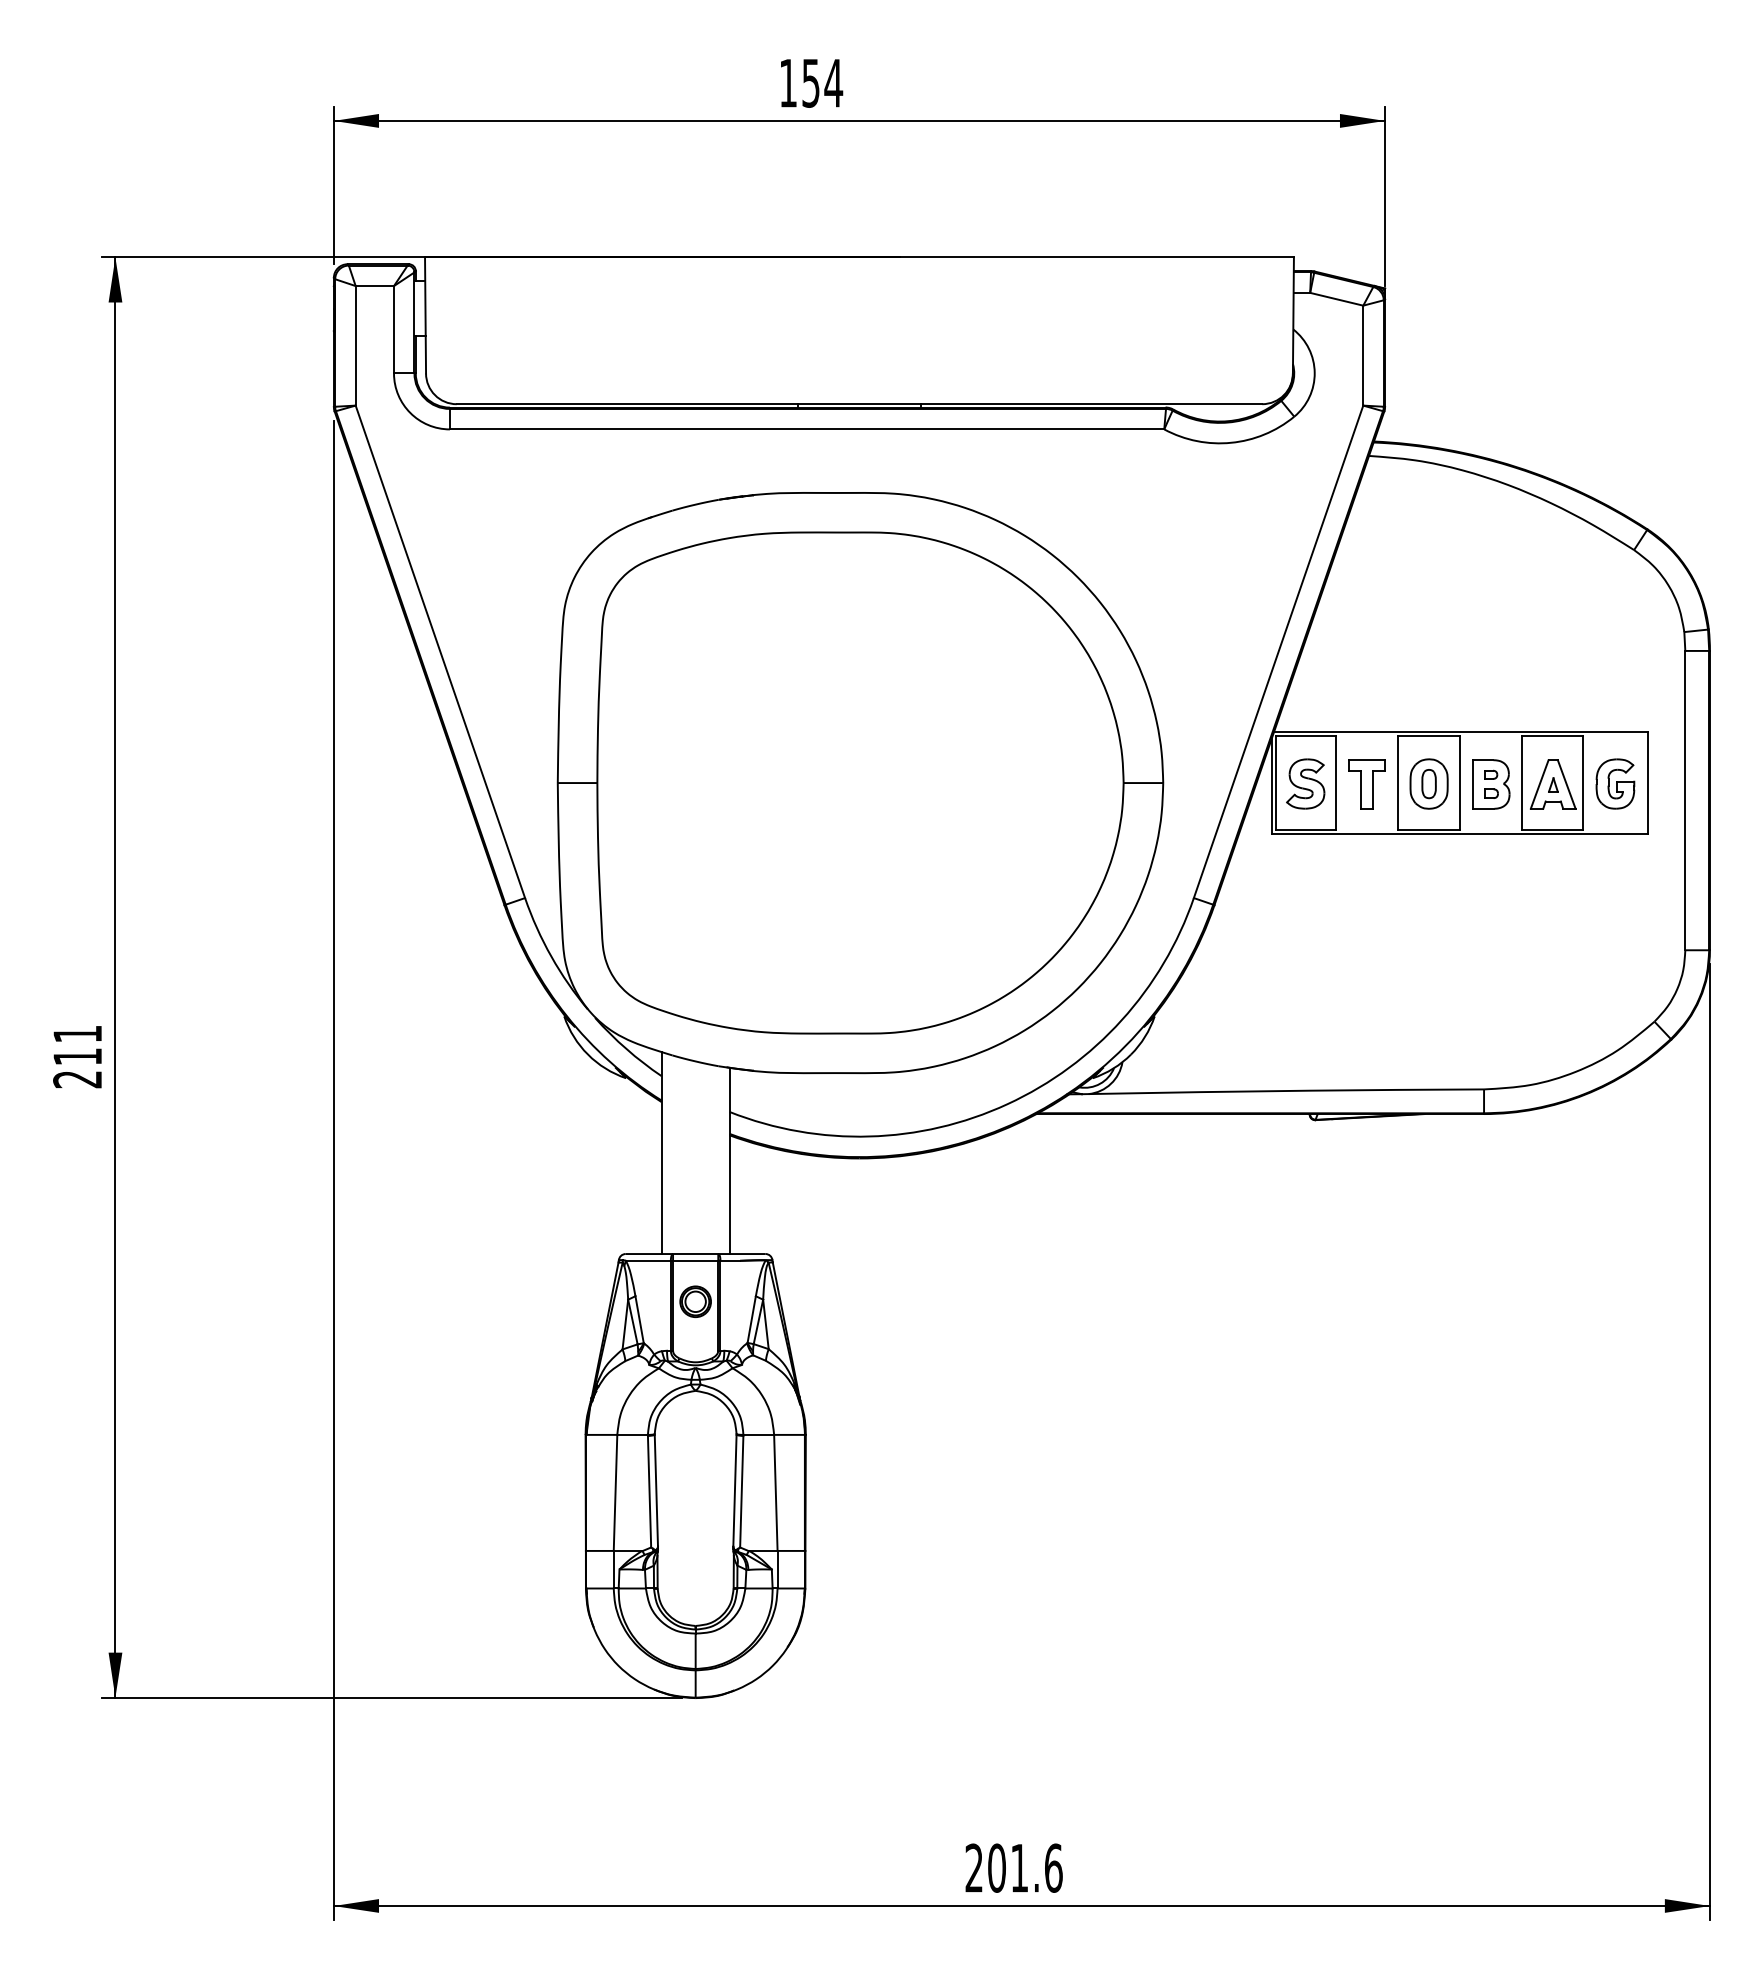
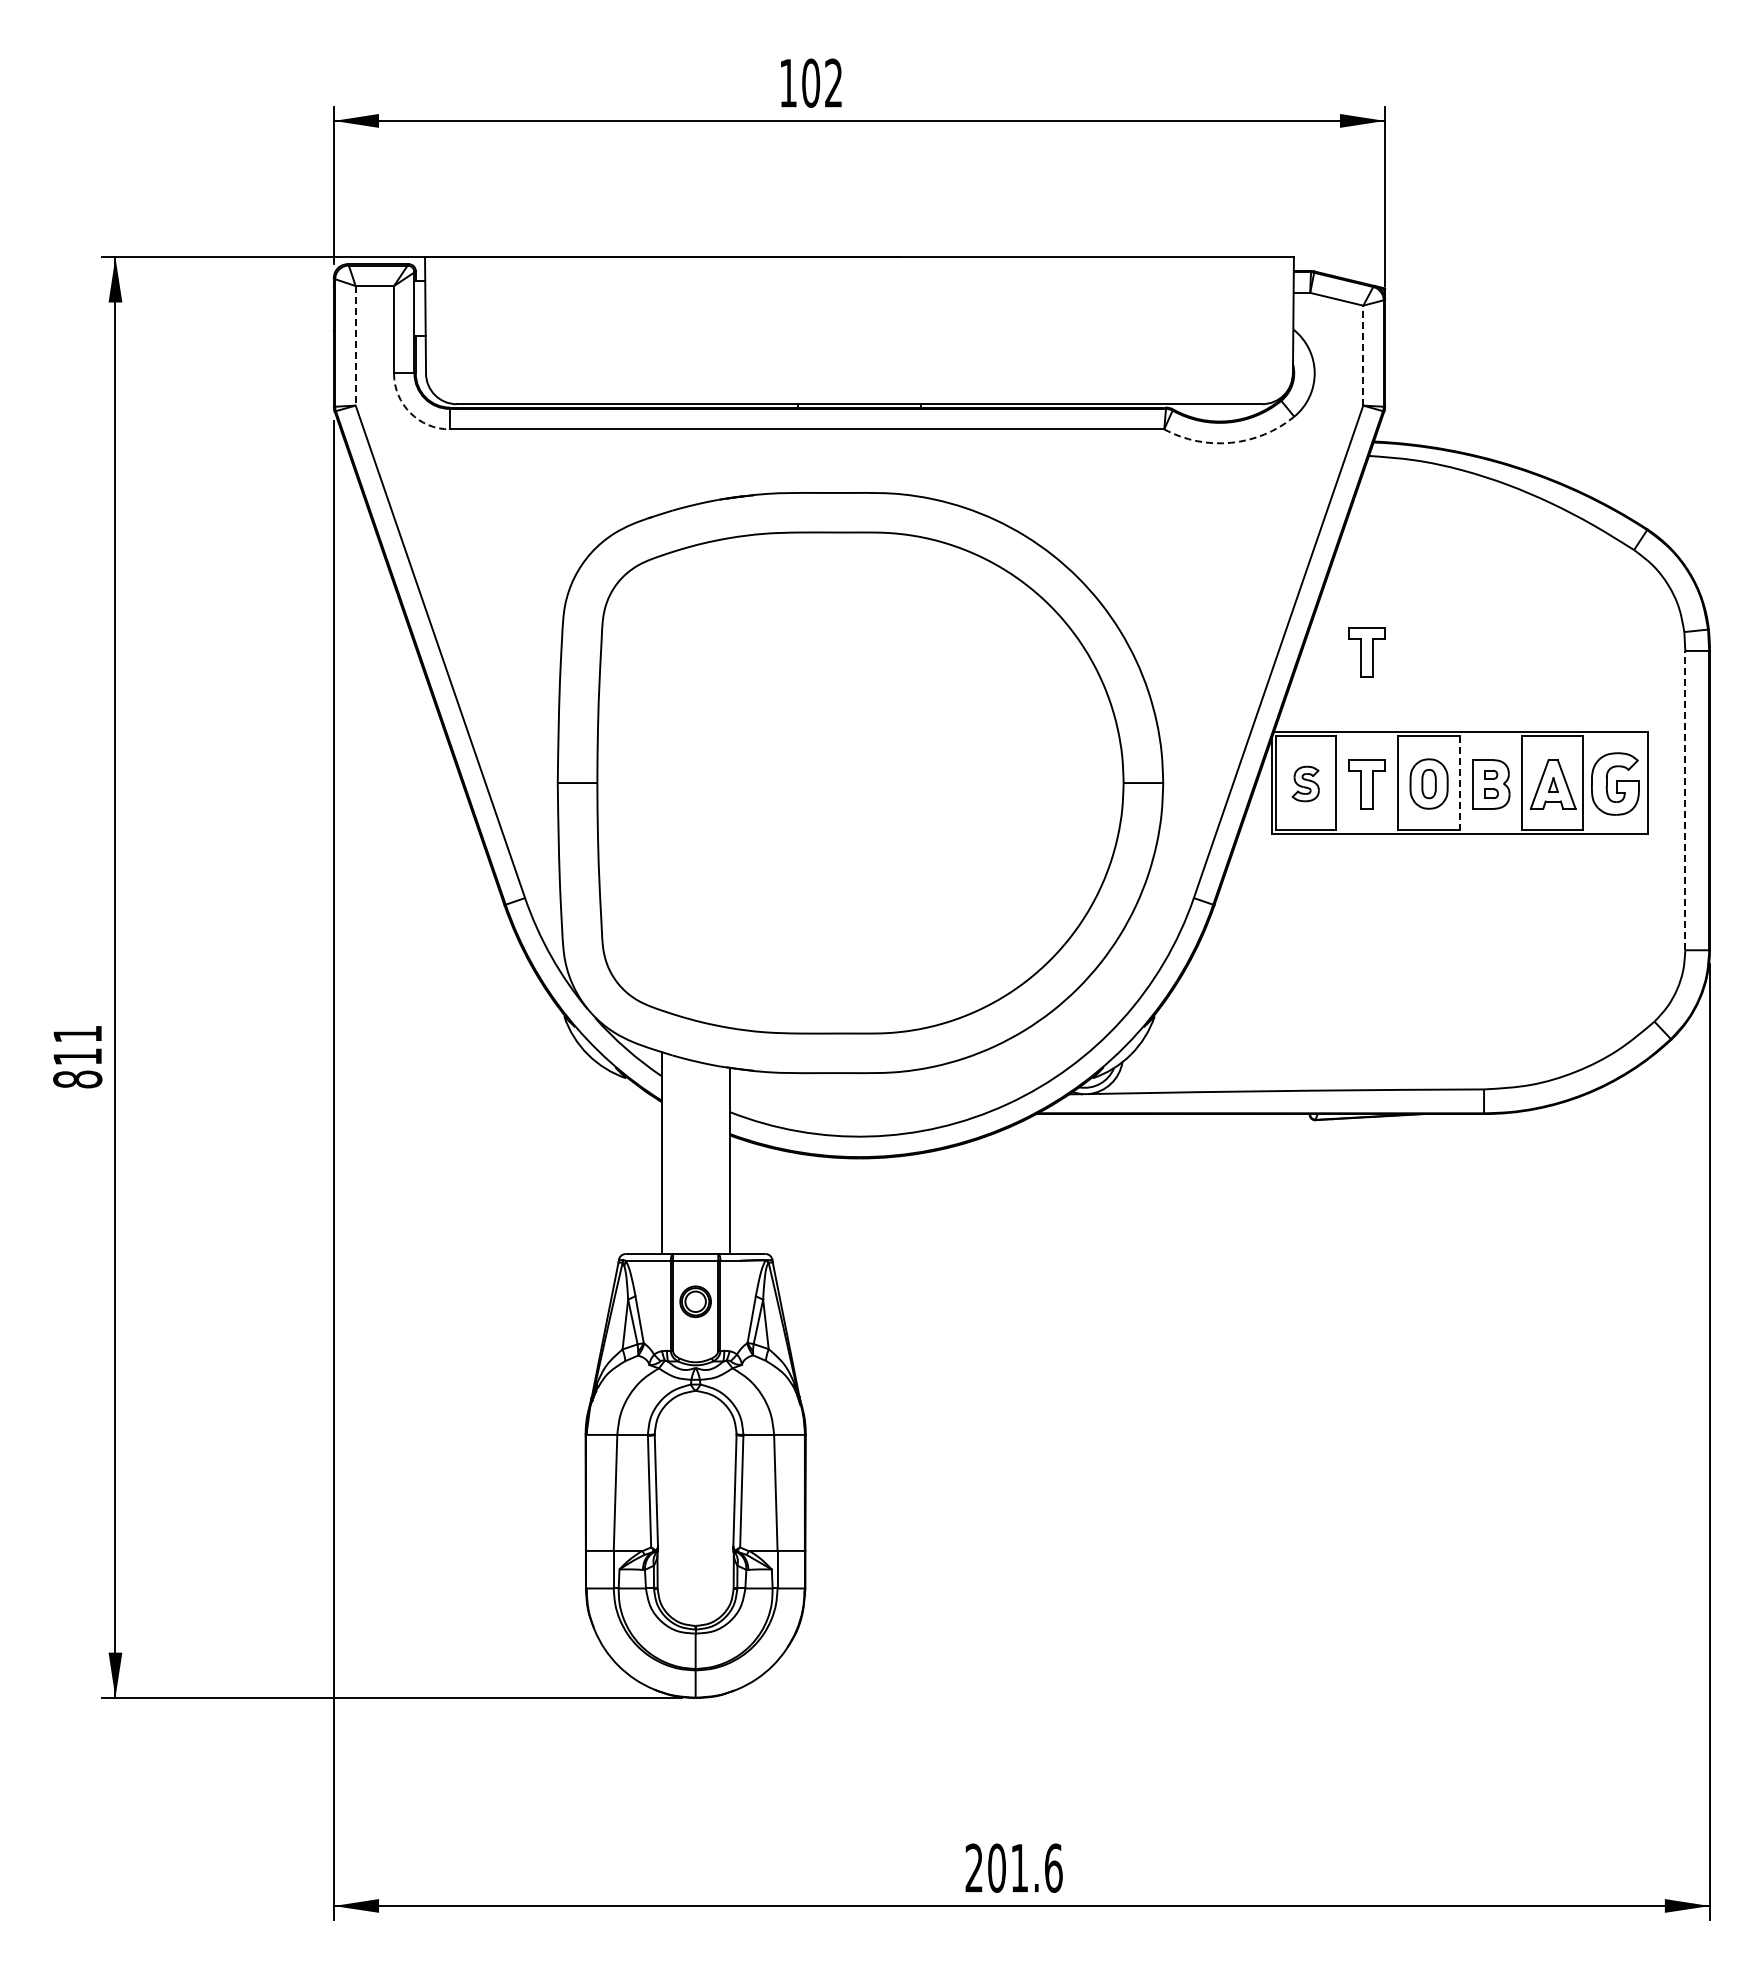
text: 154 -> 102 (822, 82)
line: solid -> dashed (355, 345)
line: solid -> dashed (1363, 355)
arc: solid -> dashed (410, 413)
arc: solid -> dashed (1231, 442)
part: none -> present (1366, 652)
part size: 40x52 px -> 29x38 px (1305, 783)
line: solid -> dashed (1460, 783)
part size: 41x52 px -> 49x64 px (1615, 783)
line: solid -> dashed (1685, 800)
text: 211 -> 811 (77, 1079)
